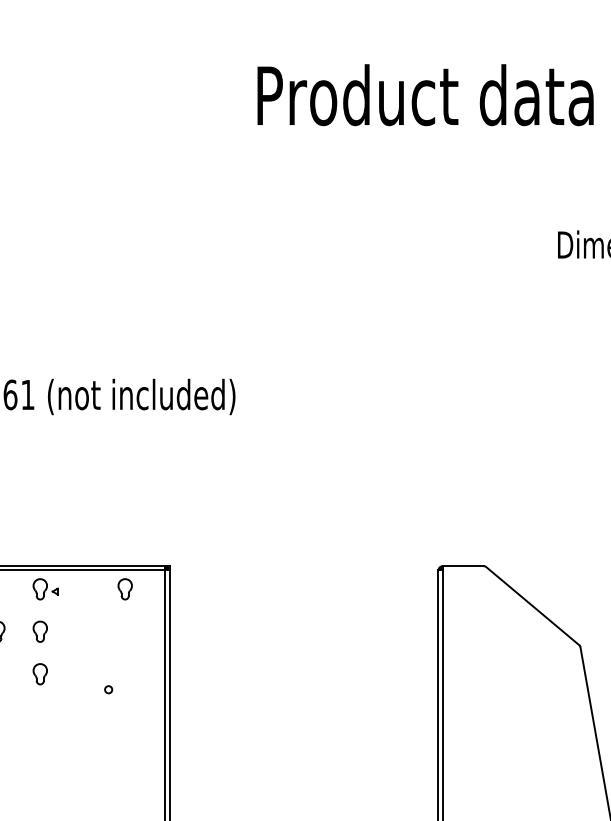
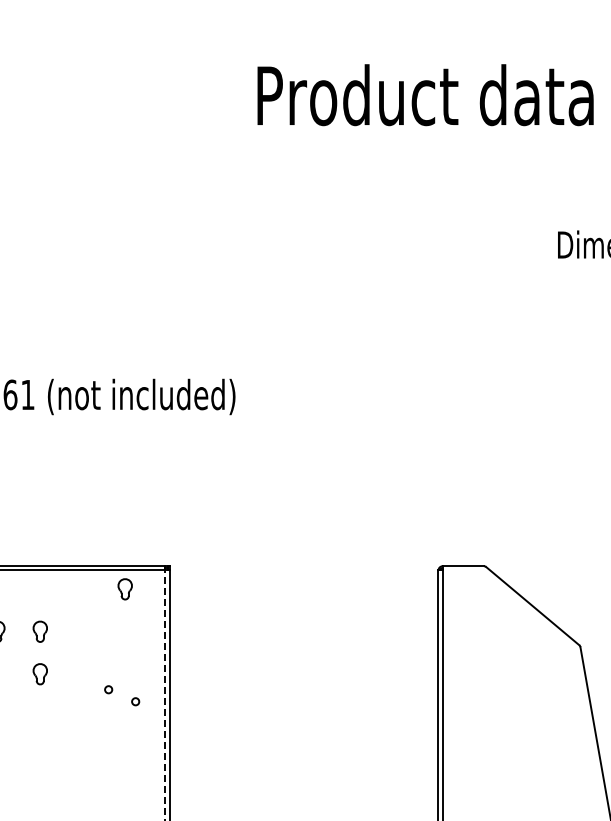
part: present -> none (45, 589)
line: solid -> dashed (165, 695)
circle: none -> present (135, 701)
